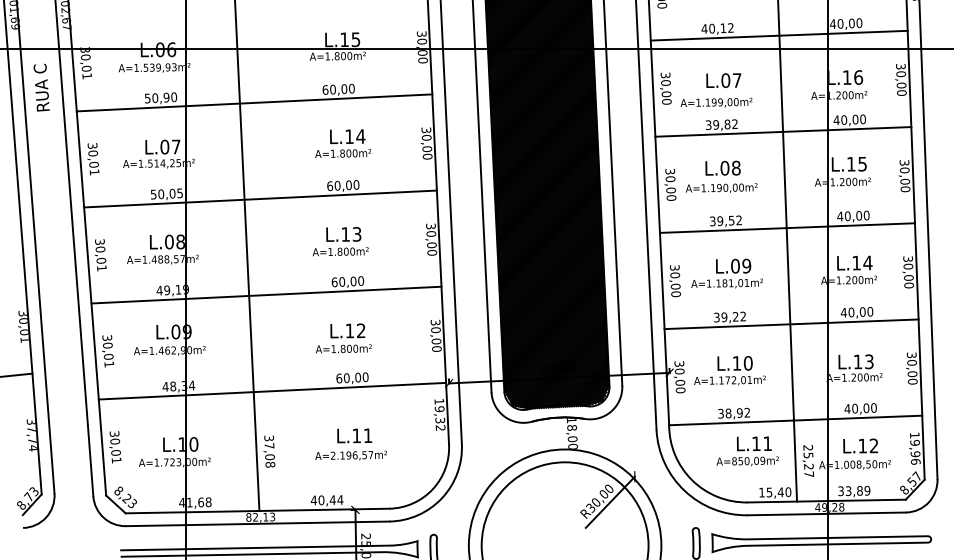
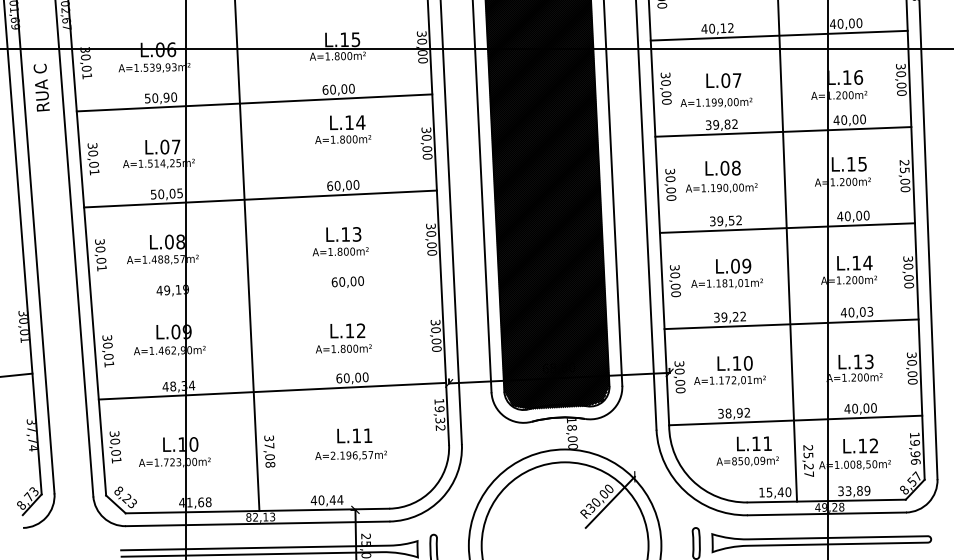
text position: (343, 143) -> (343, 129) (343, 129)
text: 30,00 -> 25,00 (904, 166)
line: present -> none (266, 294)
text: 40,00 -> 40,03 (870, 311)
